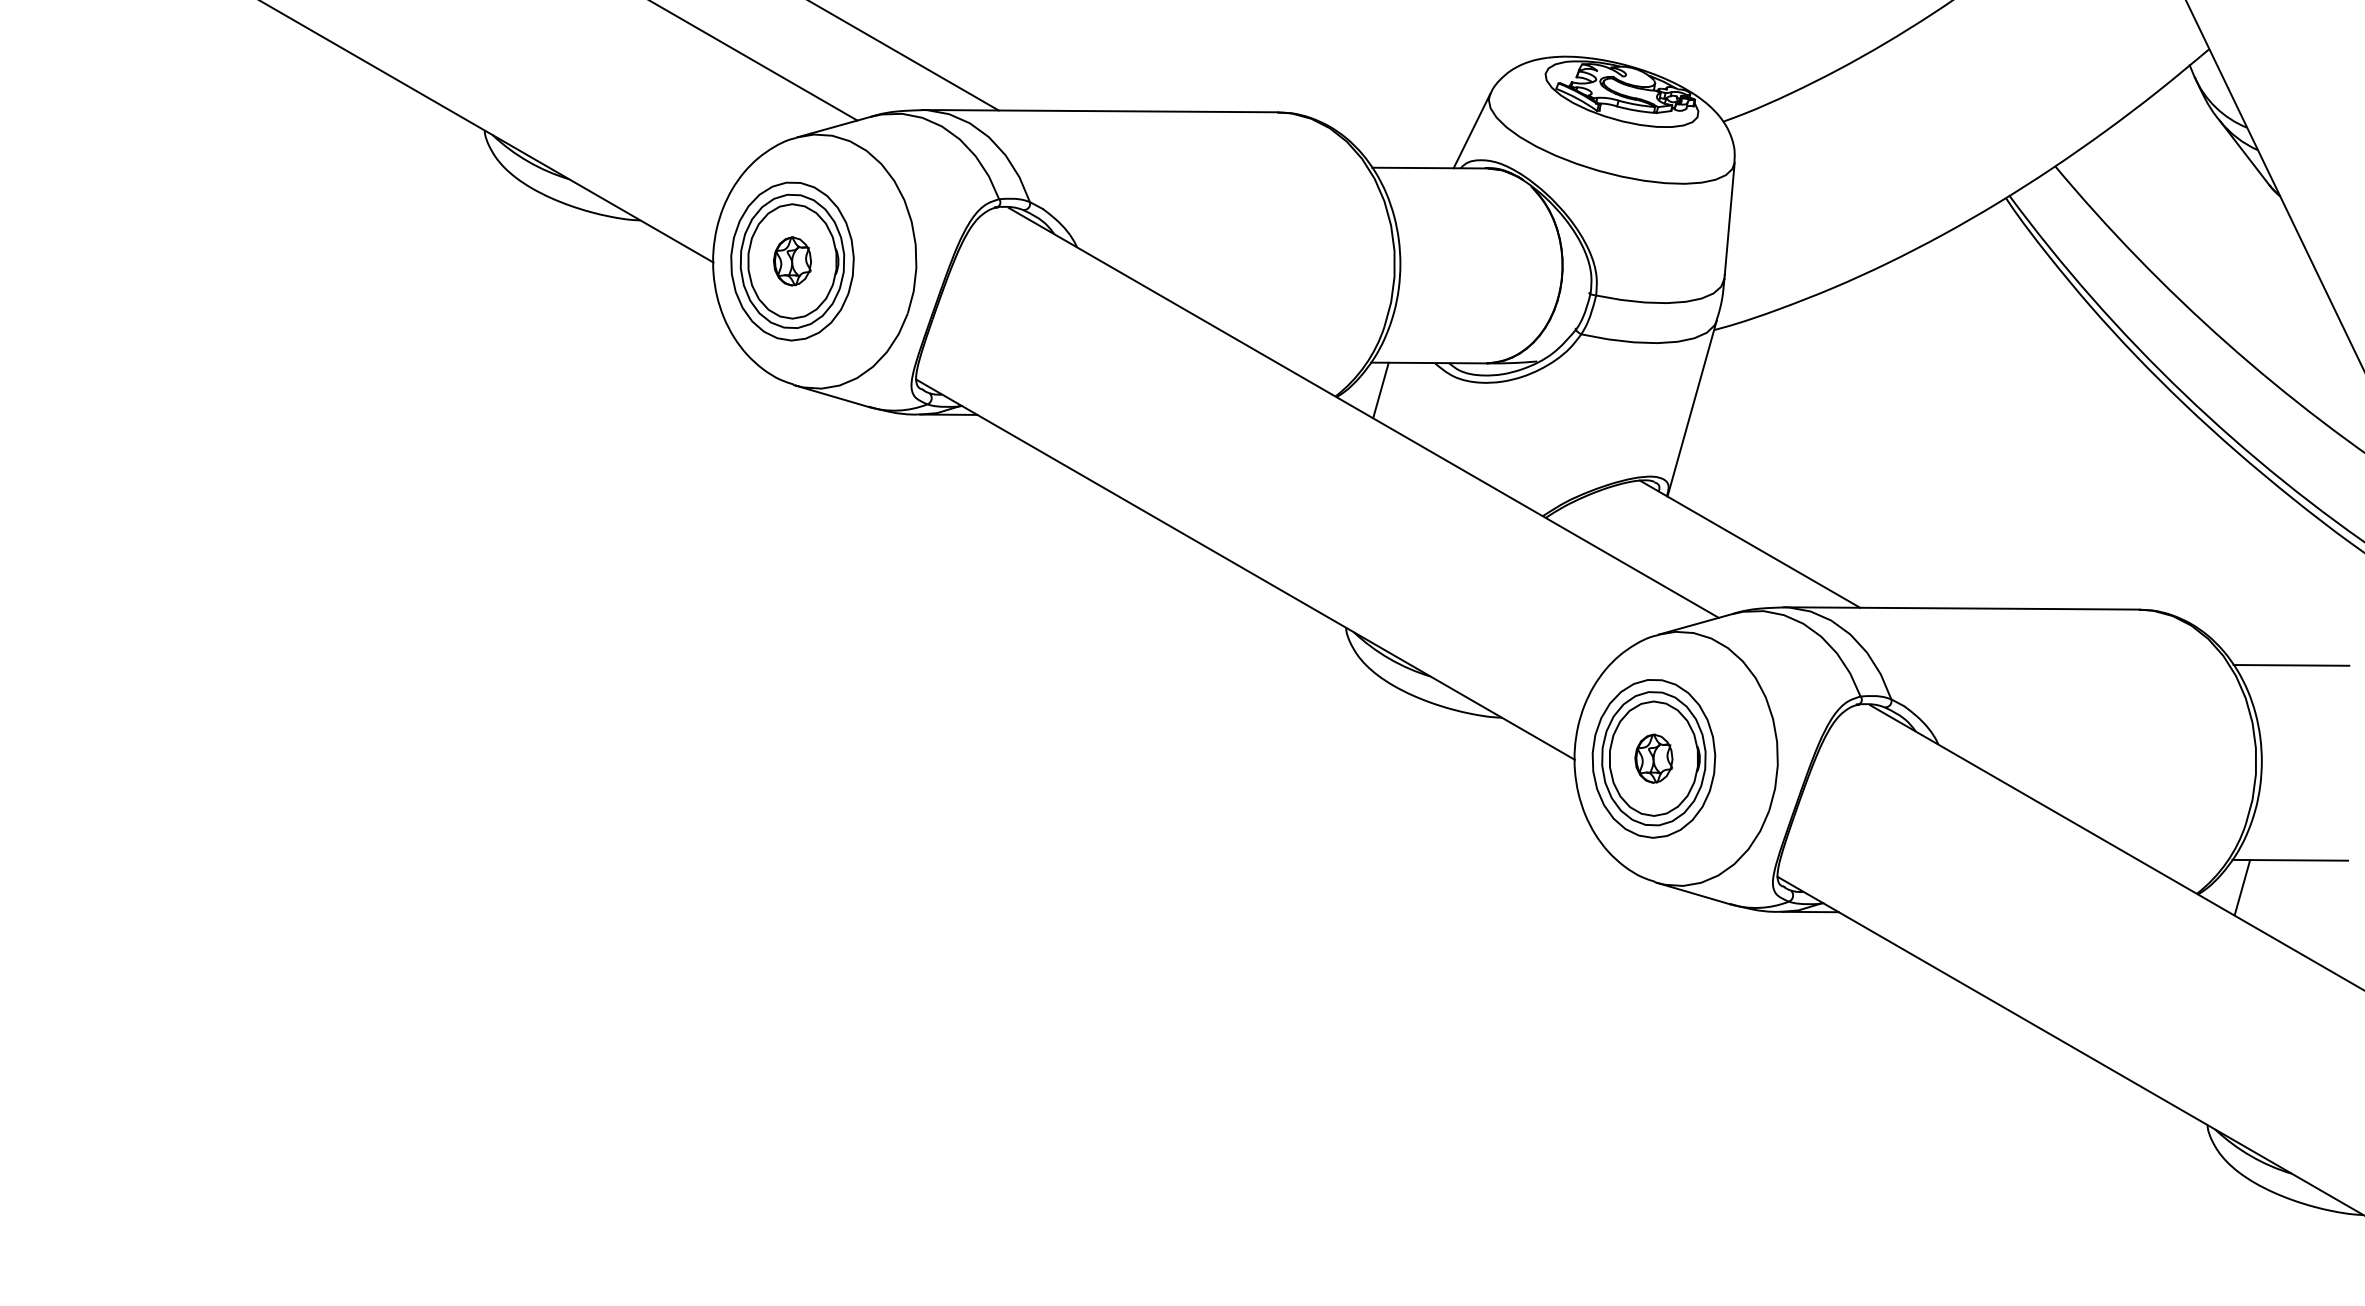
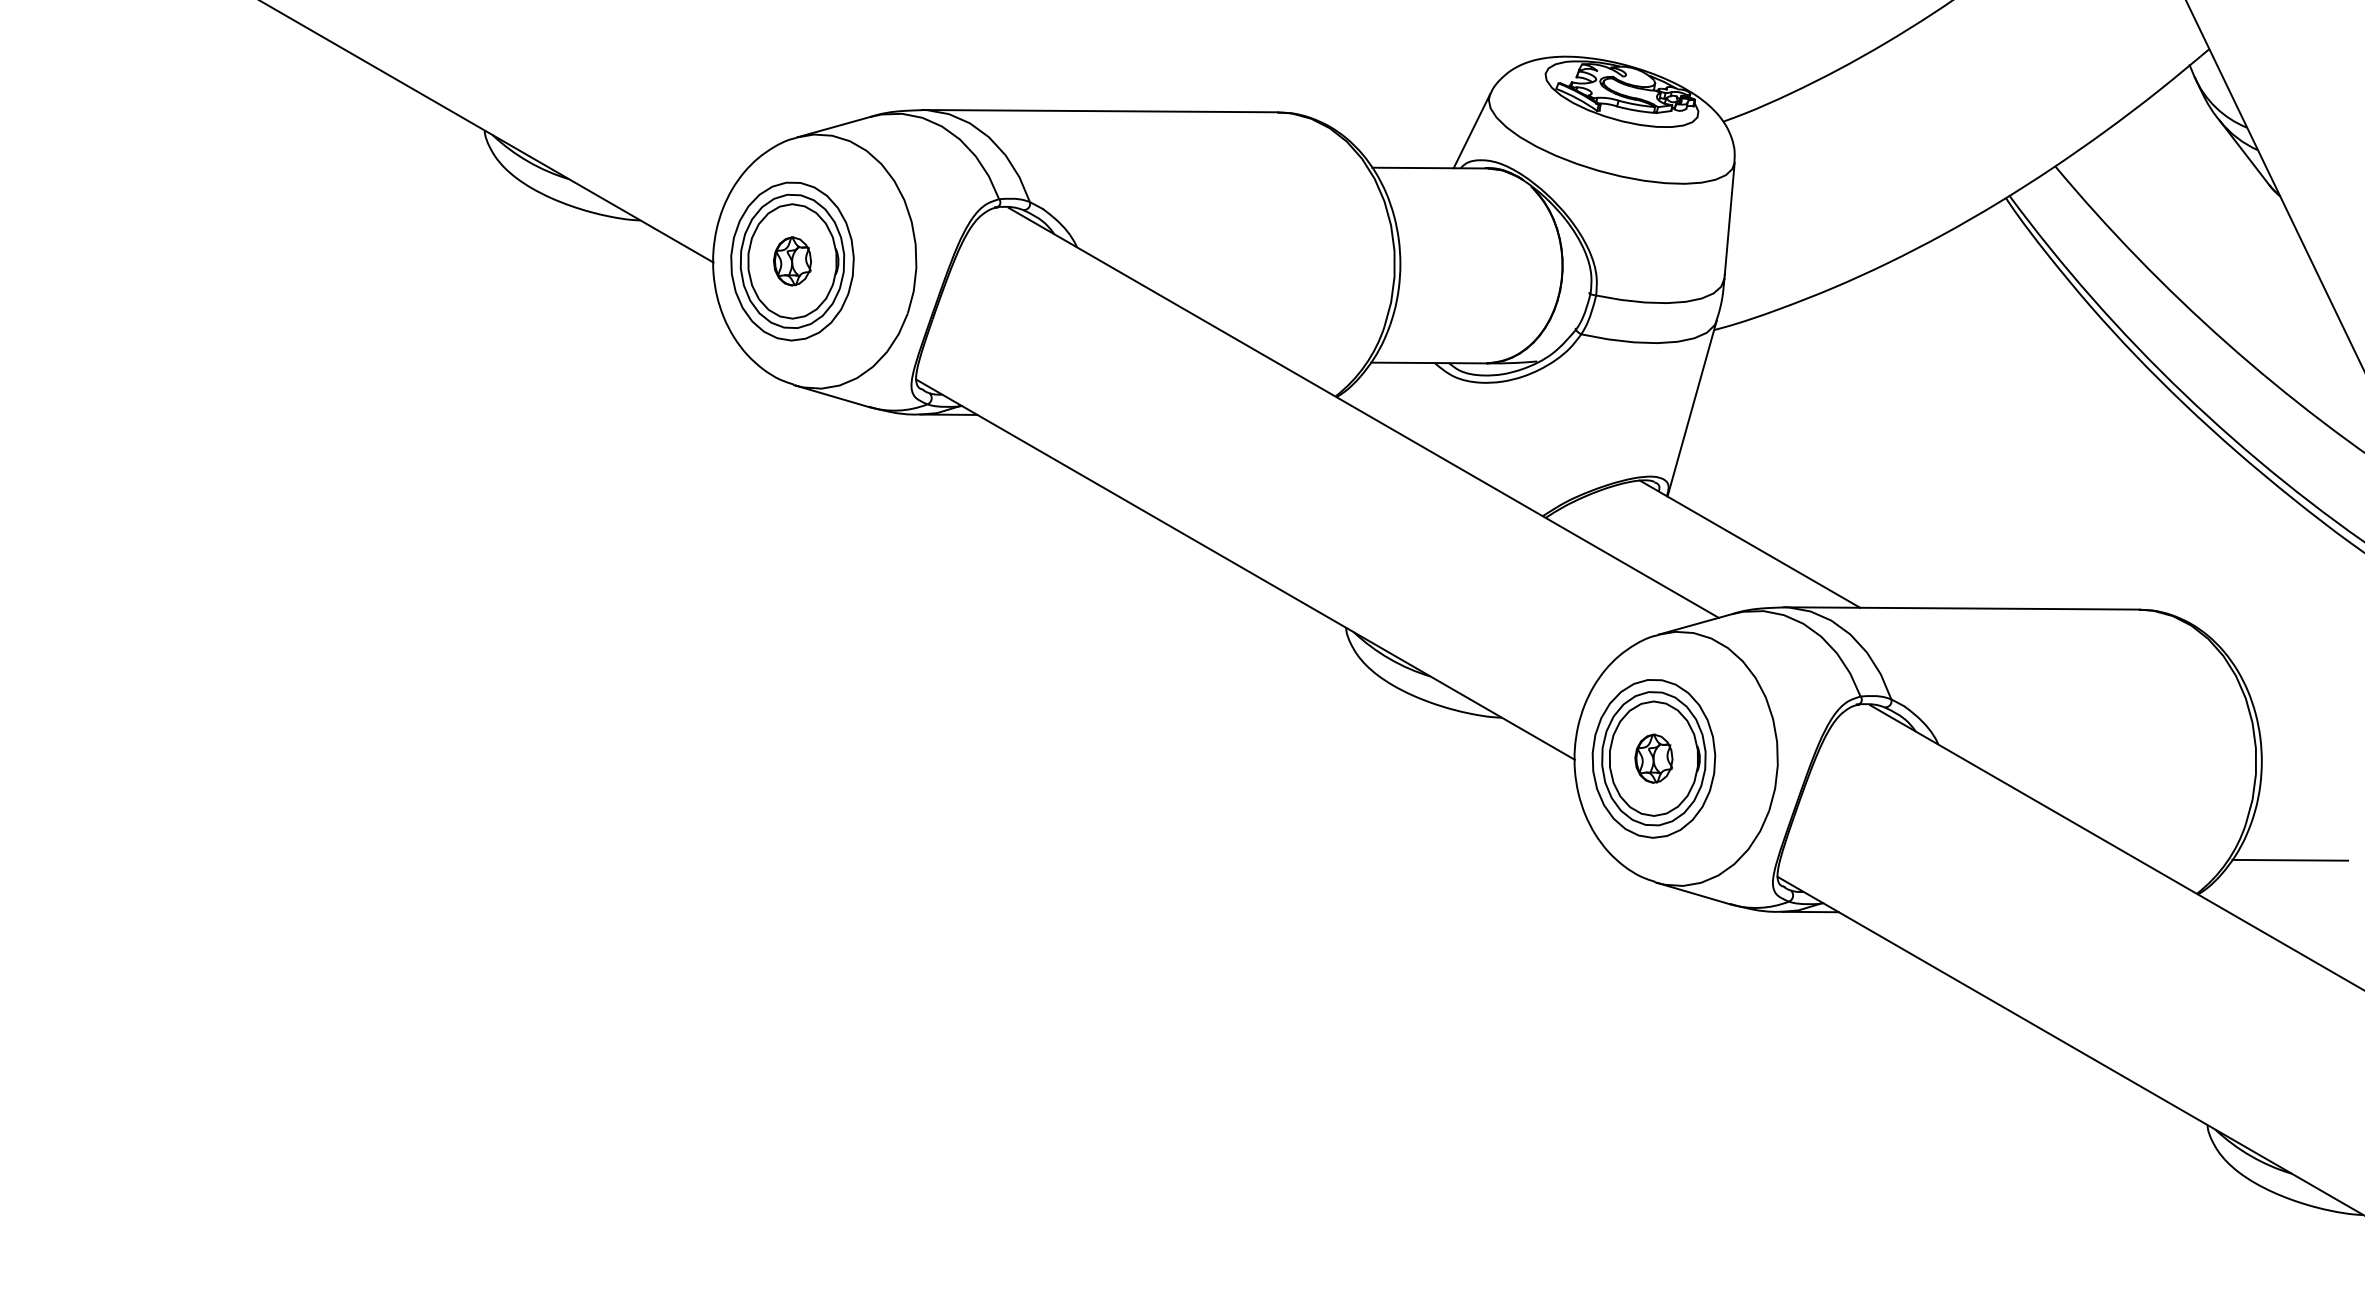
line: present -> none (904, 56)
line: present -> none (754, 61)
line: present -> none (1380, 389)
line: present -> none (2291, 665)
line: present -> none (2242, 887)
